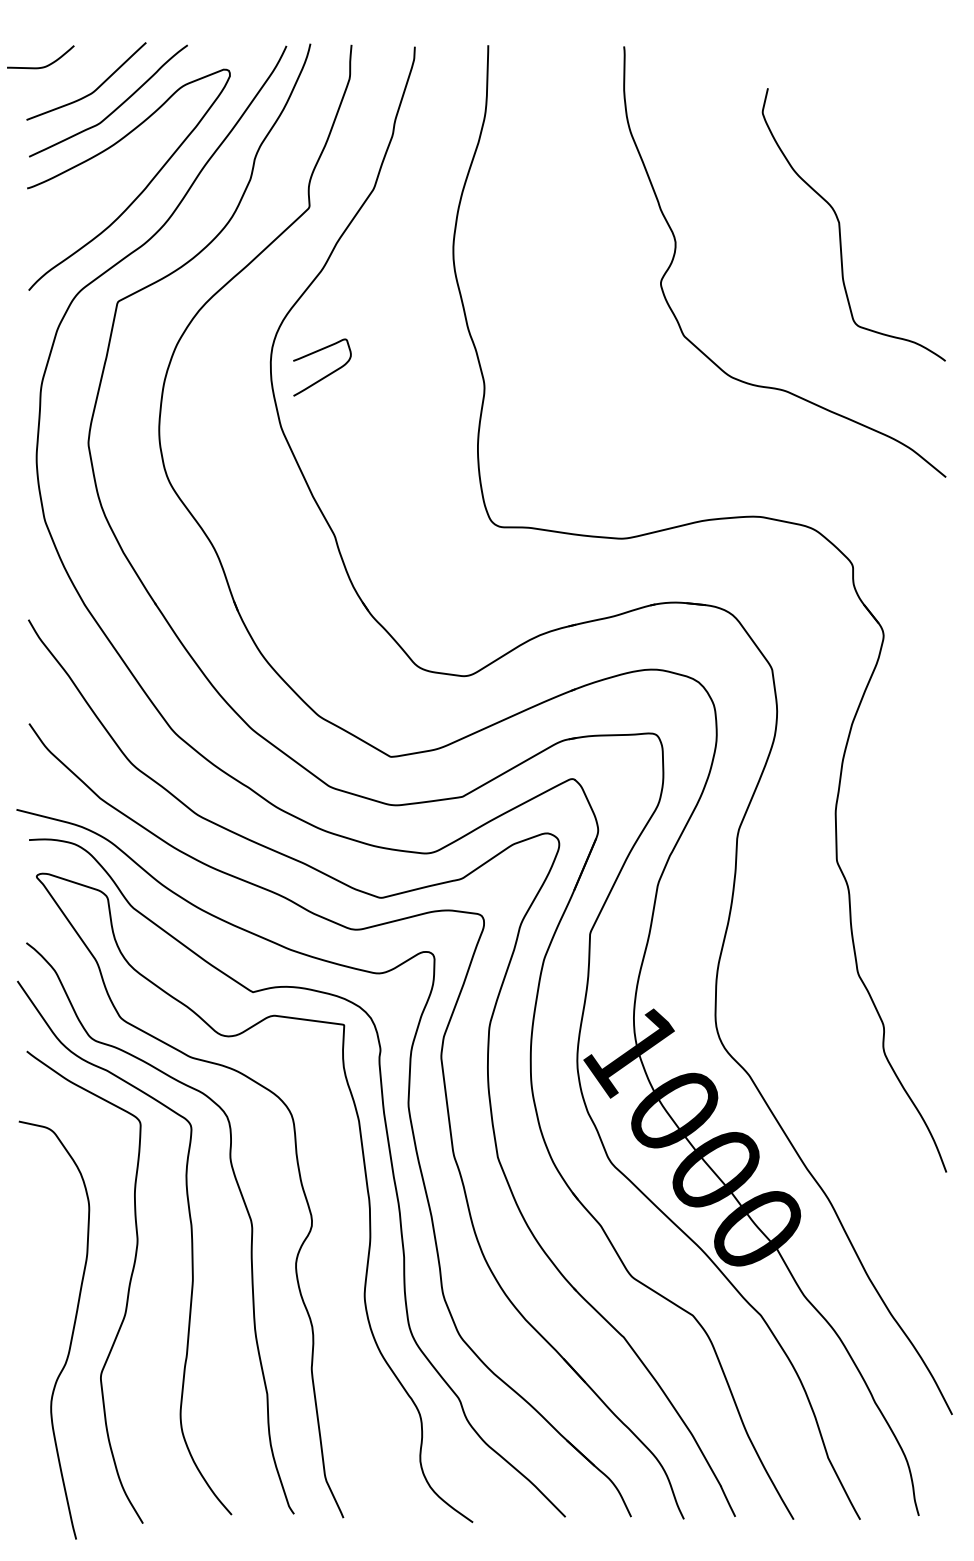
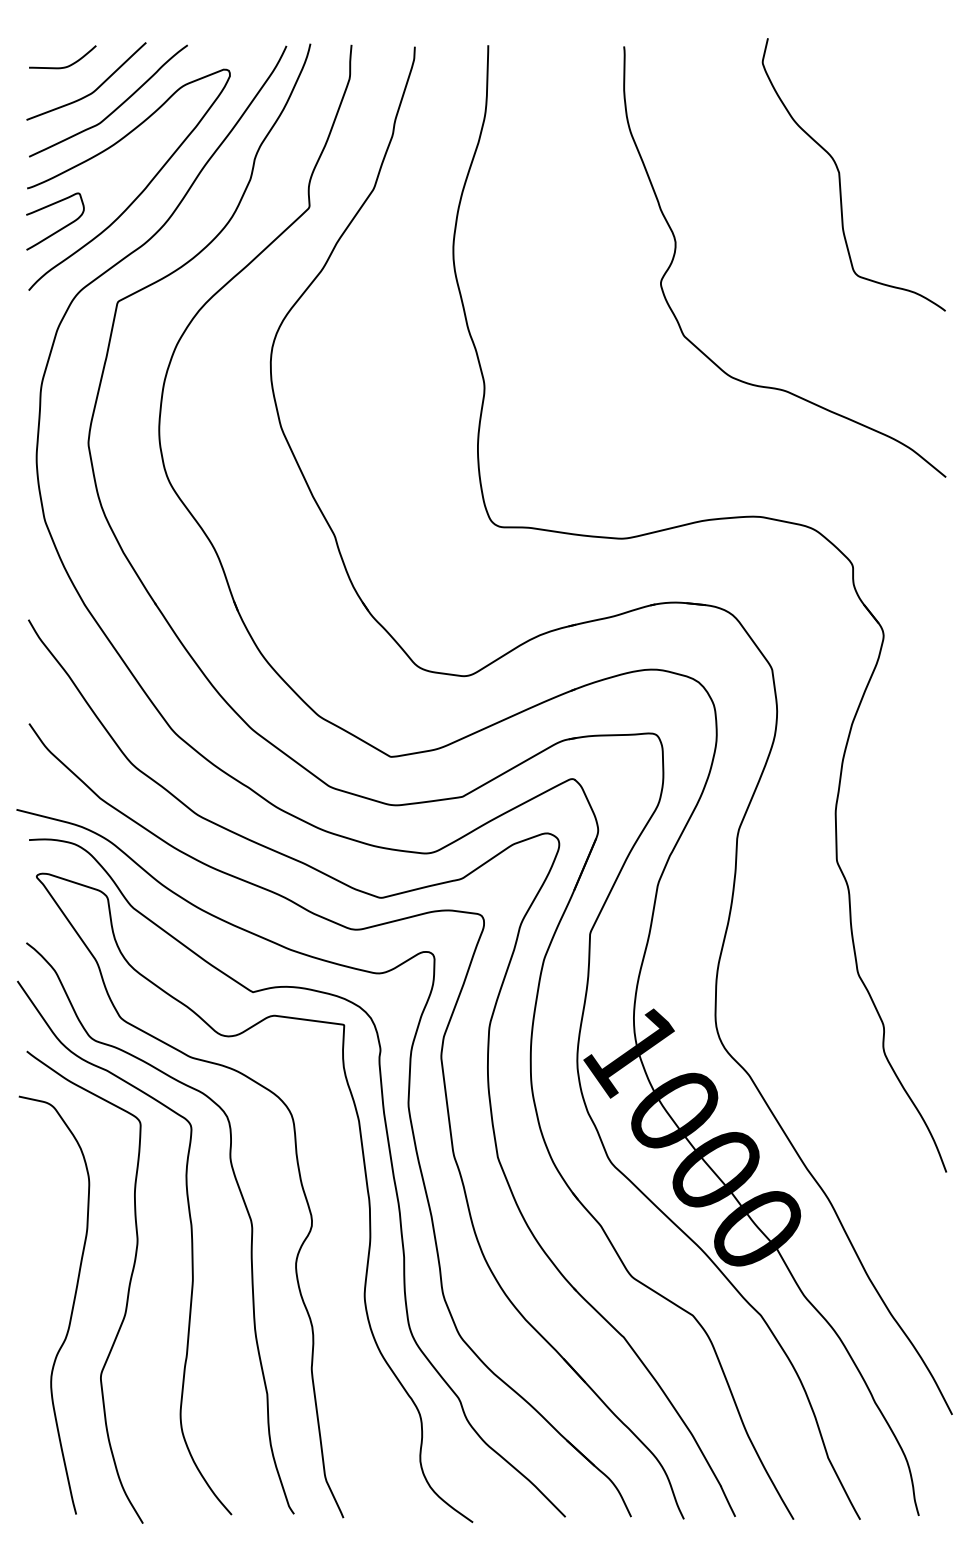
curve position: (41, 66) -> (63, 66) (63, 66)
curve position: (840, 224) -> (840, 174) (840, 174)
curve position: (325, 375) -> (58, 229) (58, 229)
curve position: (71, 1334) -> (71, 1309) (71, 1309)
